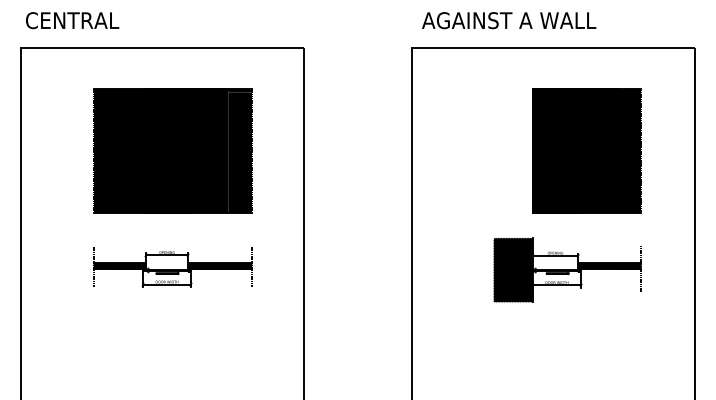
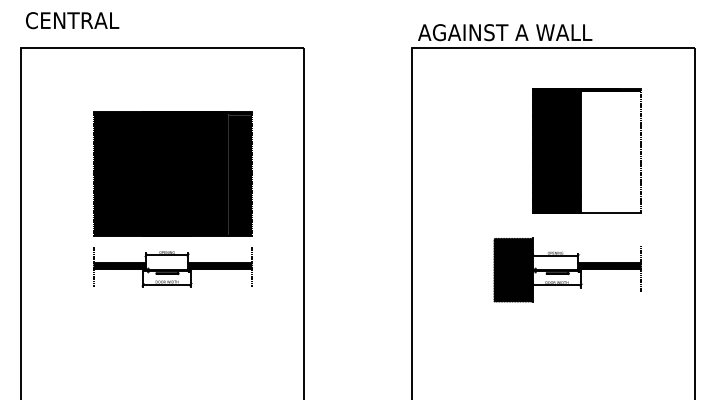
text position: (509, 20) -> (505, 32) (505, 32)
part position: (172, 150) -> (172, 173) (172, 173)
fill: present -> none (611, 152)
